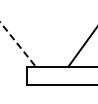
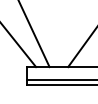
line: none -> present (34, 34)
line: dashed -> solid (18, 45)
line: none -> present (60, 80)
